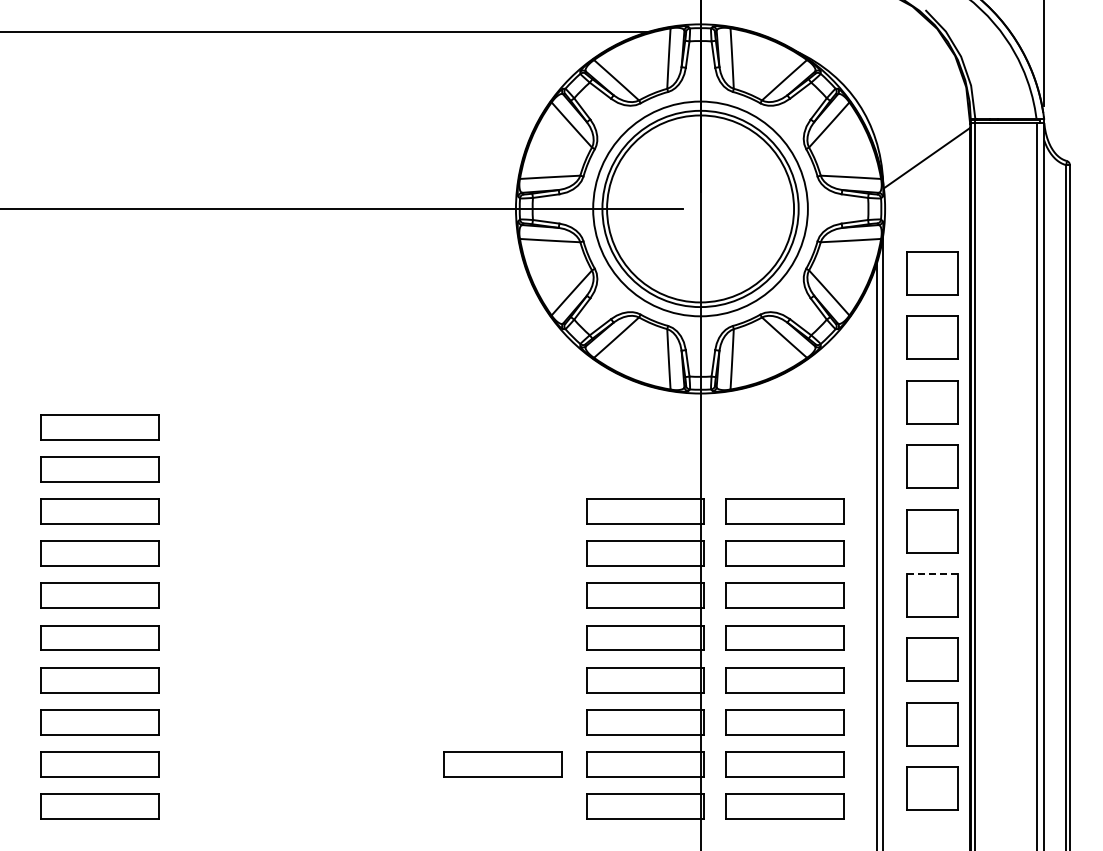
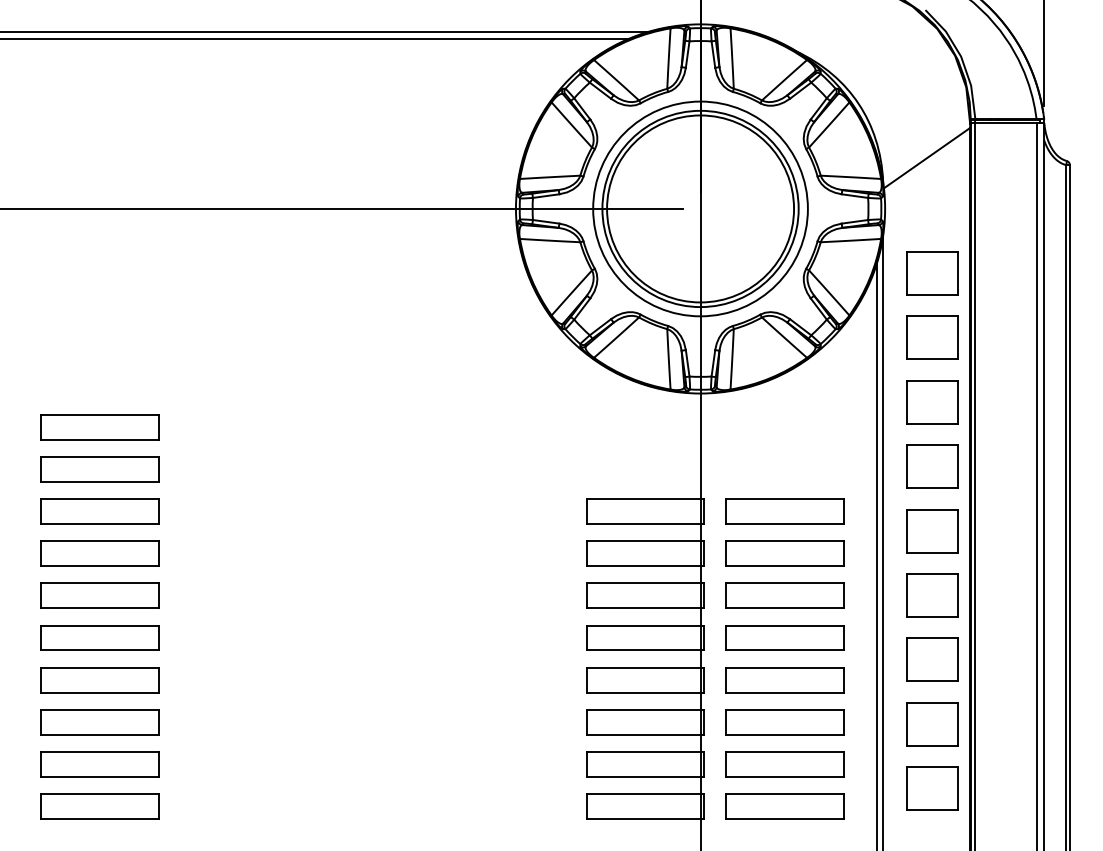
line: none -> present (315, 39)
line: dashed -> solid (932, 574)
part: present -> none (502, 764)
